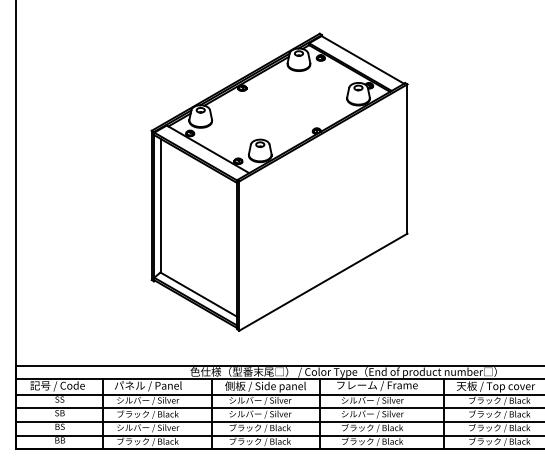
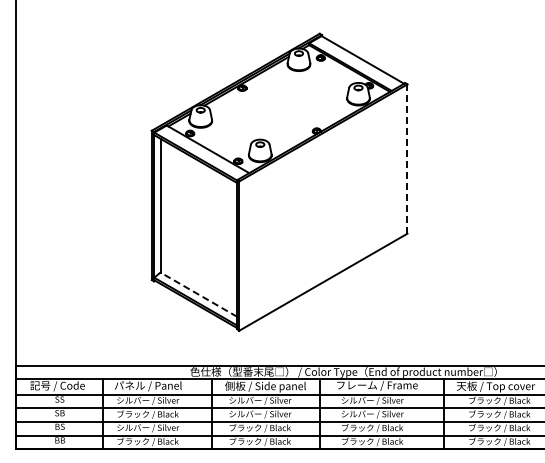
line: solid -> dashed (407, 159)
line: solid -> dashed (198, 294)
